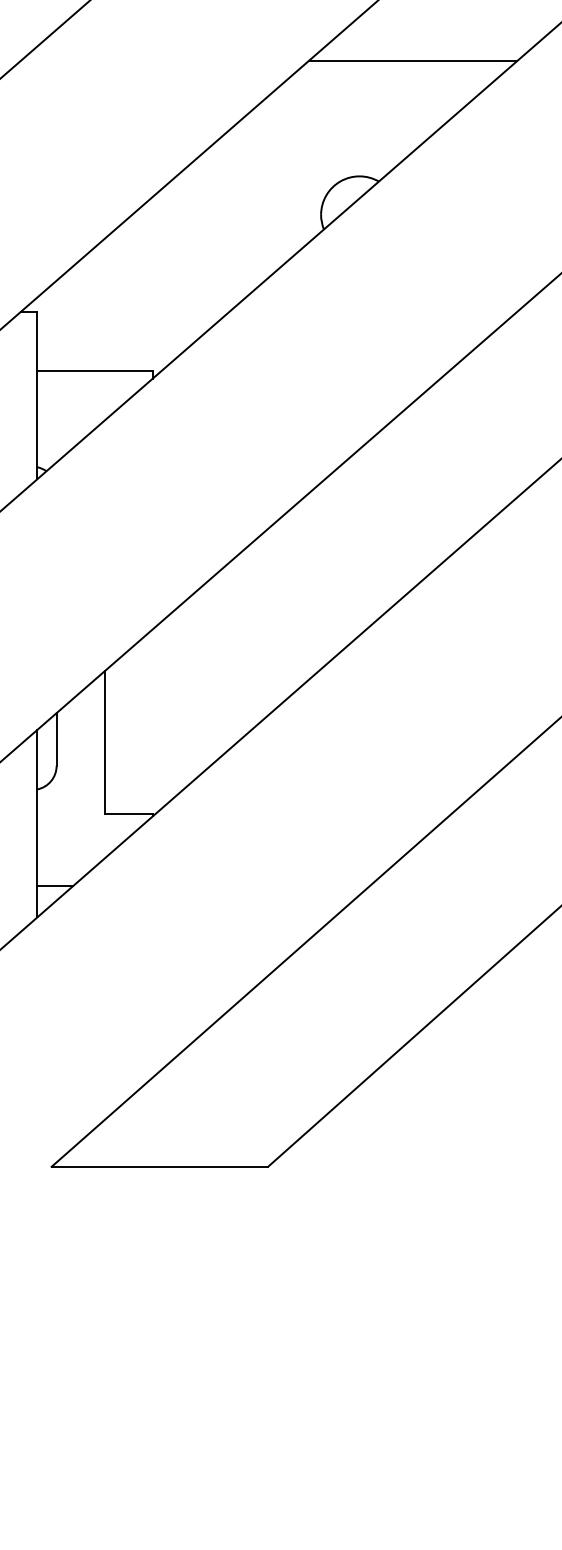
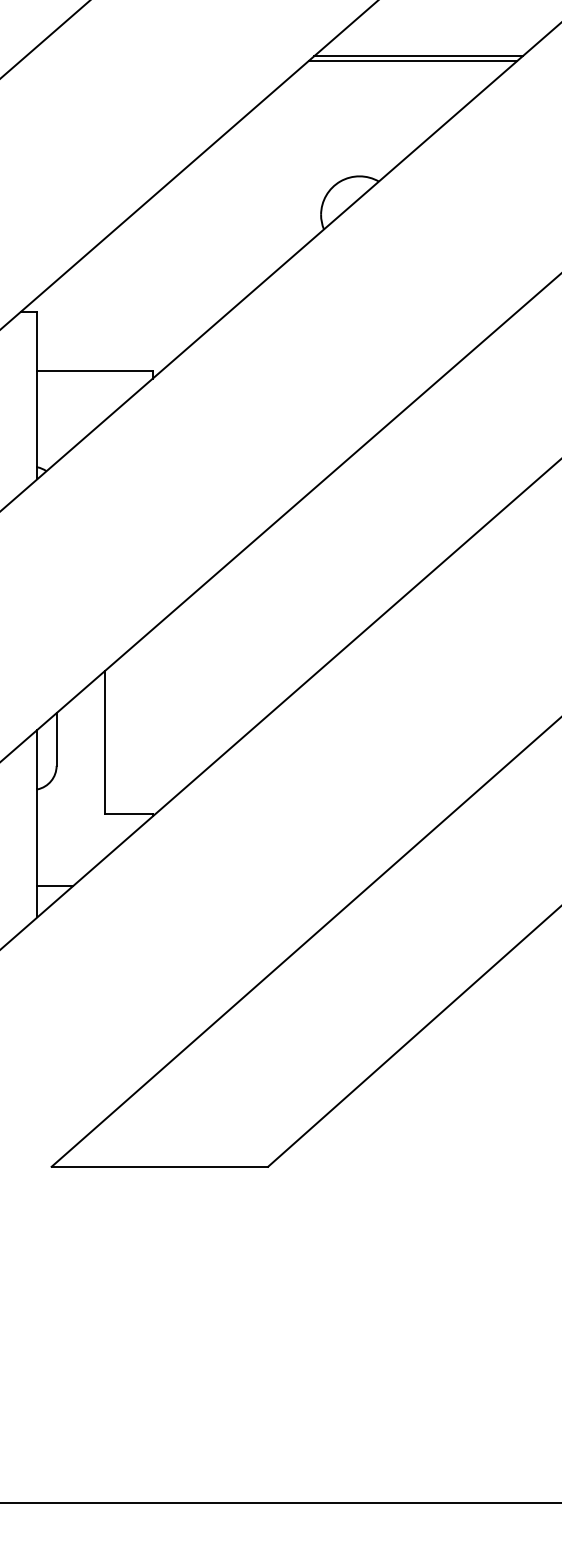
line: none -> present (418, 56)
line: none -> present (280, 1503)
